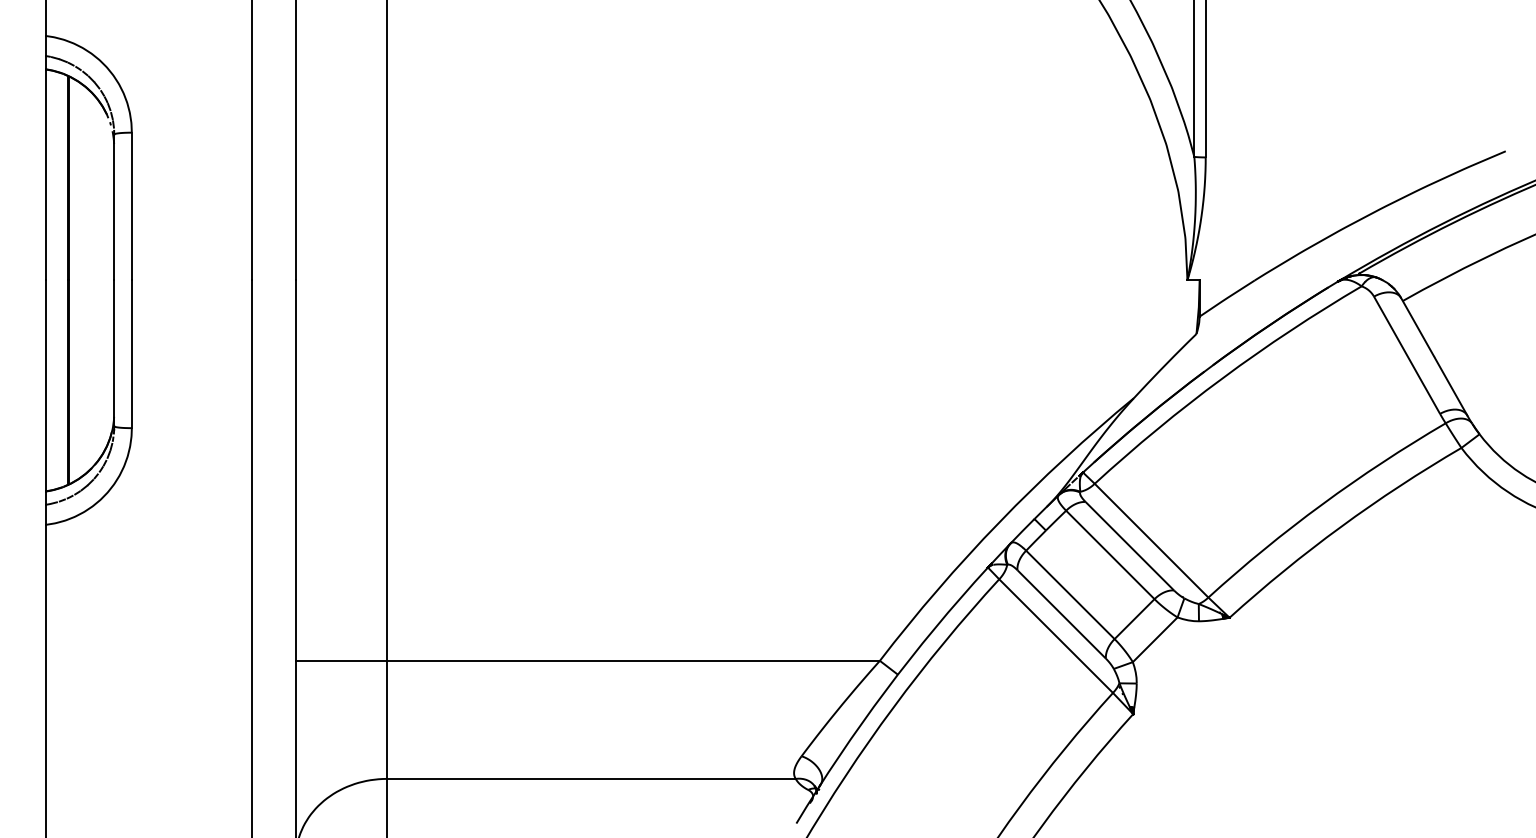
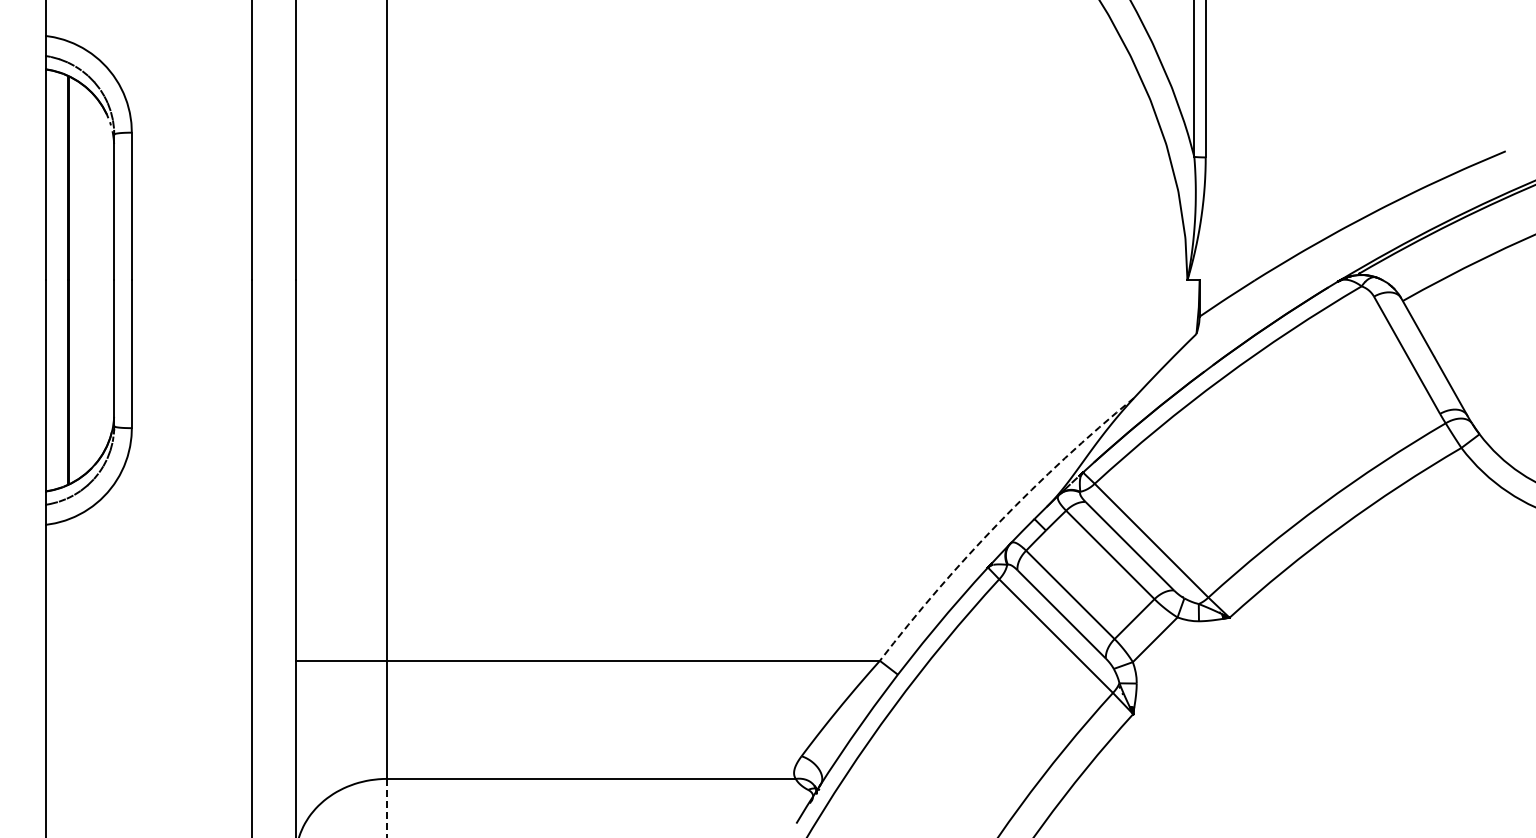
arc: solid -> dashed (999, 522)
line: solid -> dashed (386, 808)
